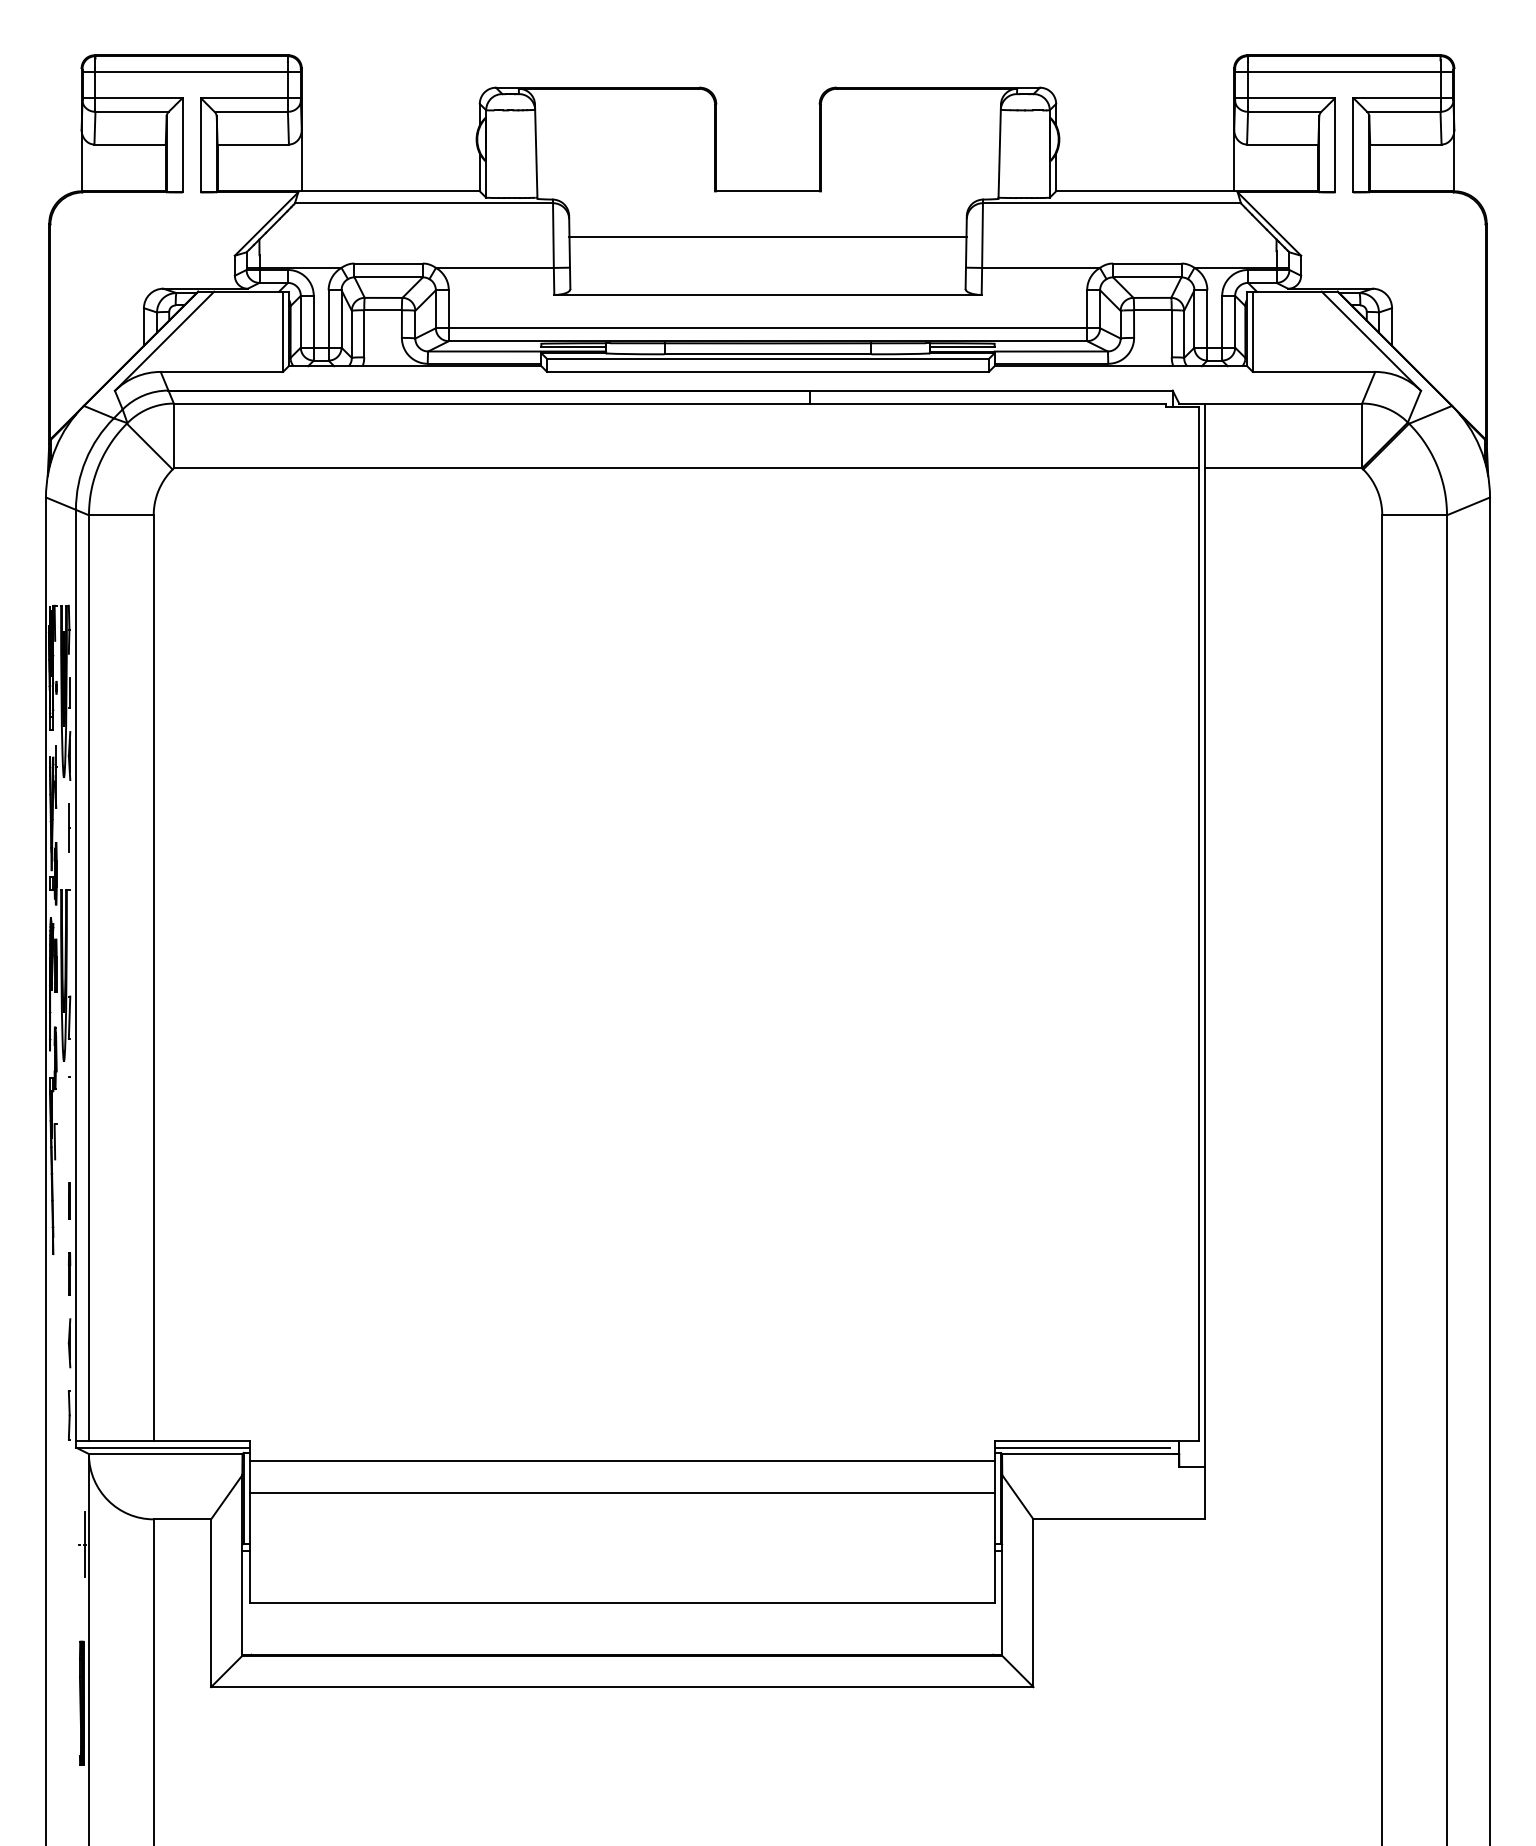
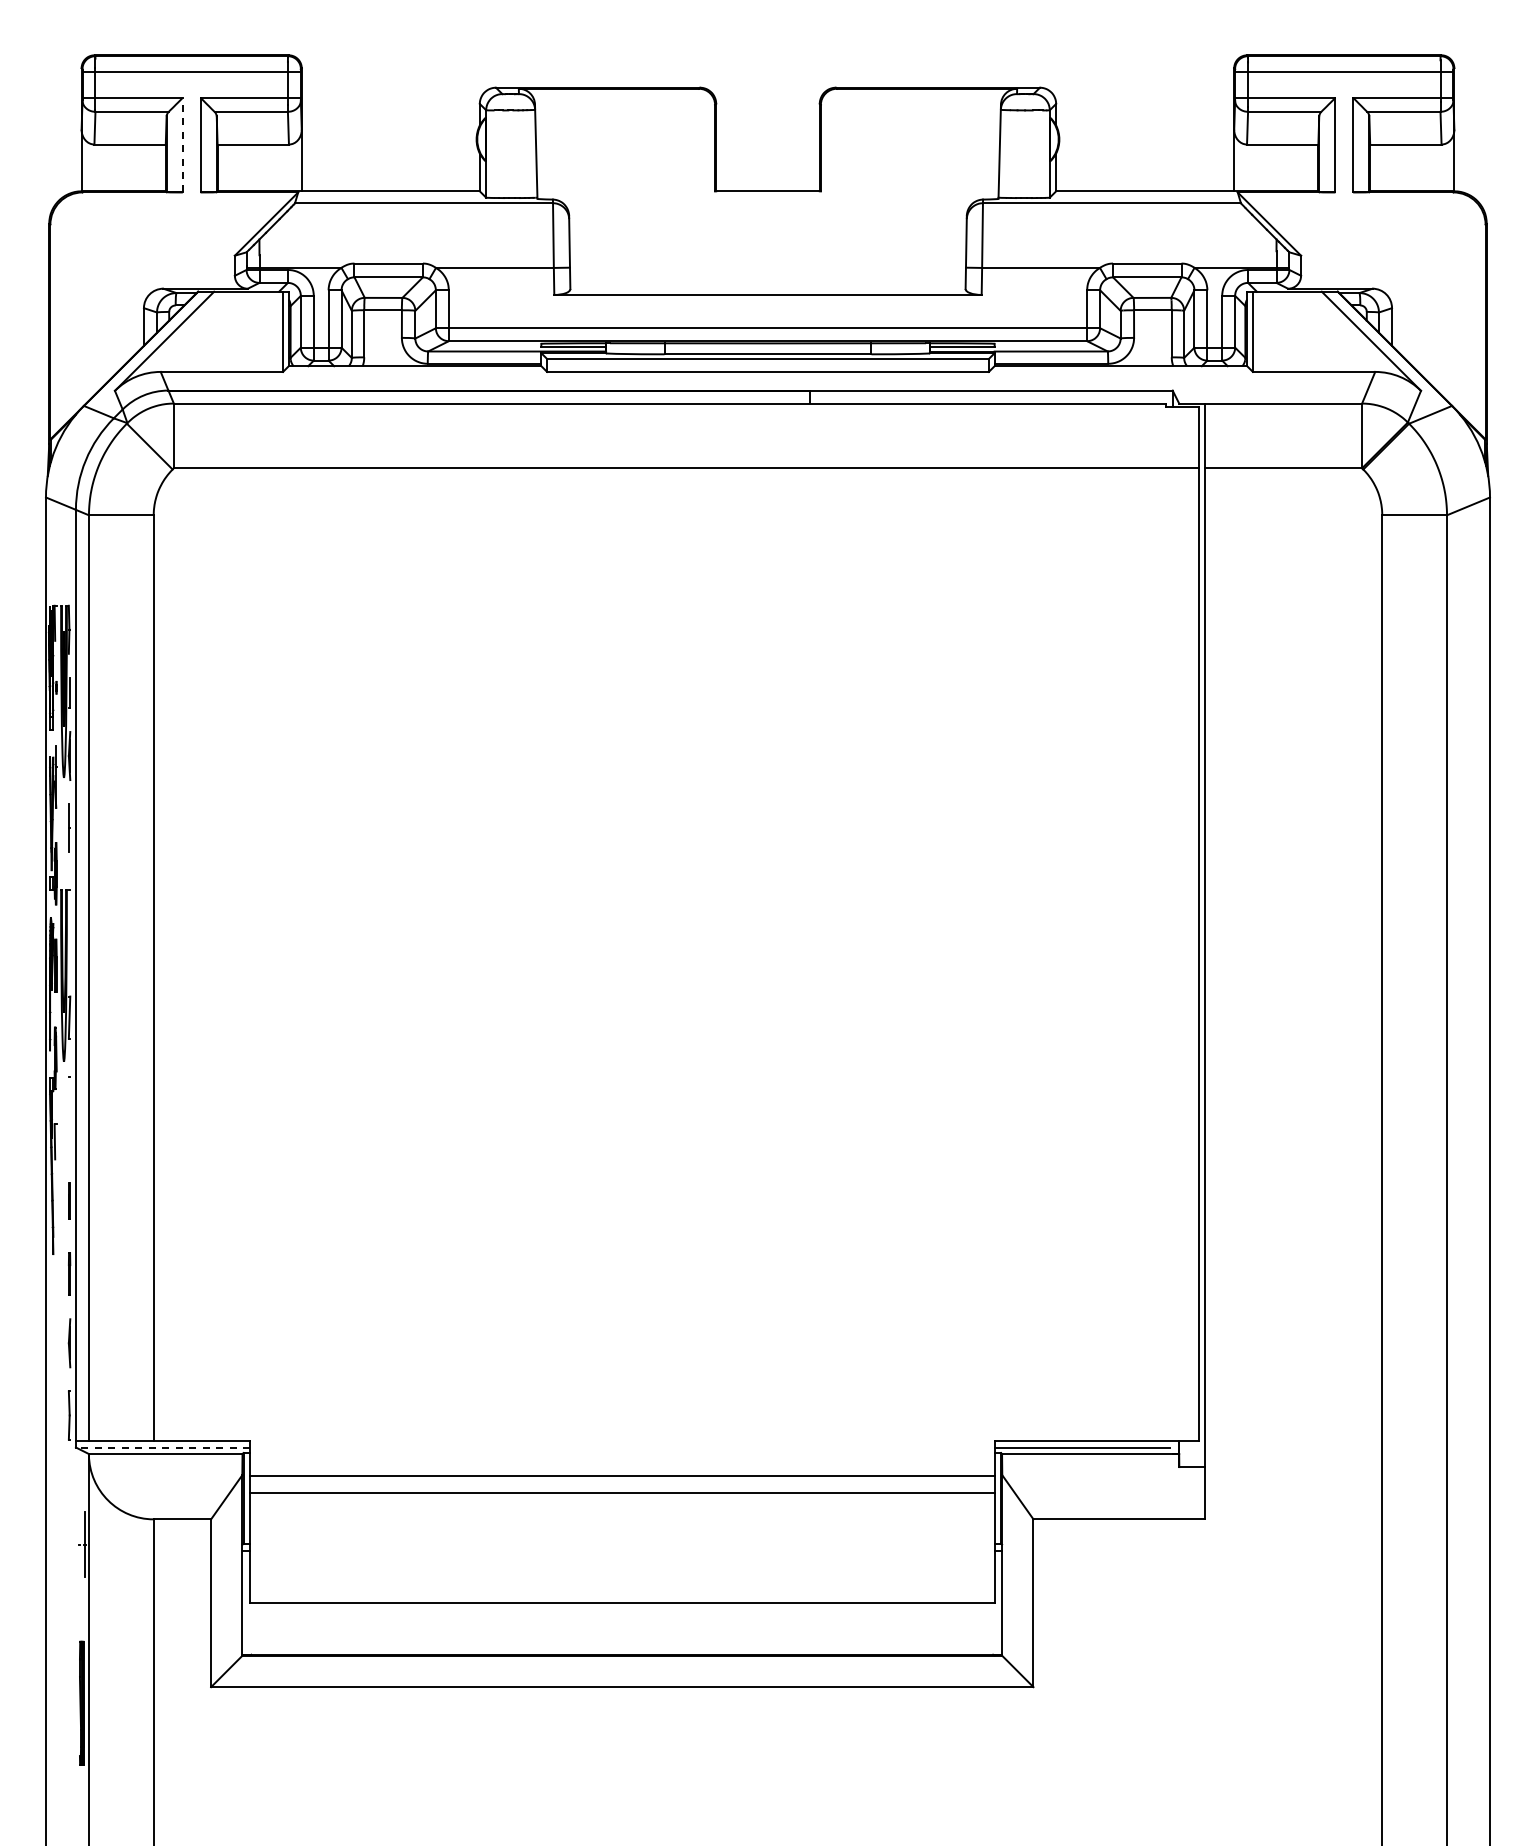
line: solid -> dashed (182, 144)
line: present -> none (767, 236)
line: solid -> dashed (162, 1447)
line position: (621, 1460) -> (621, 1475) (621, 1475)
